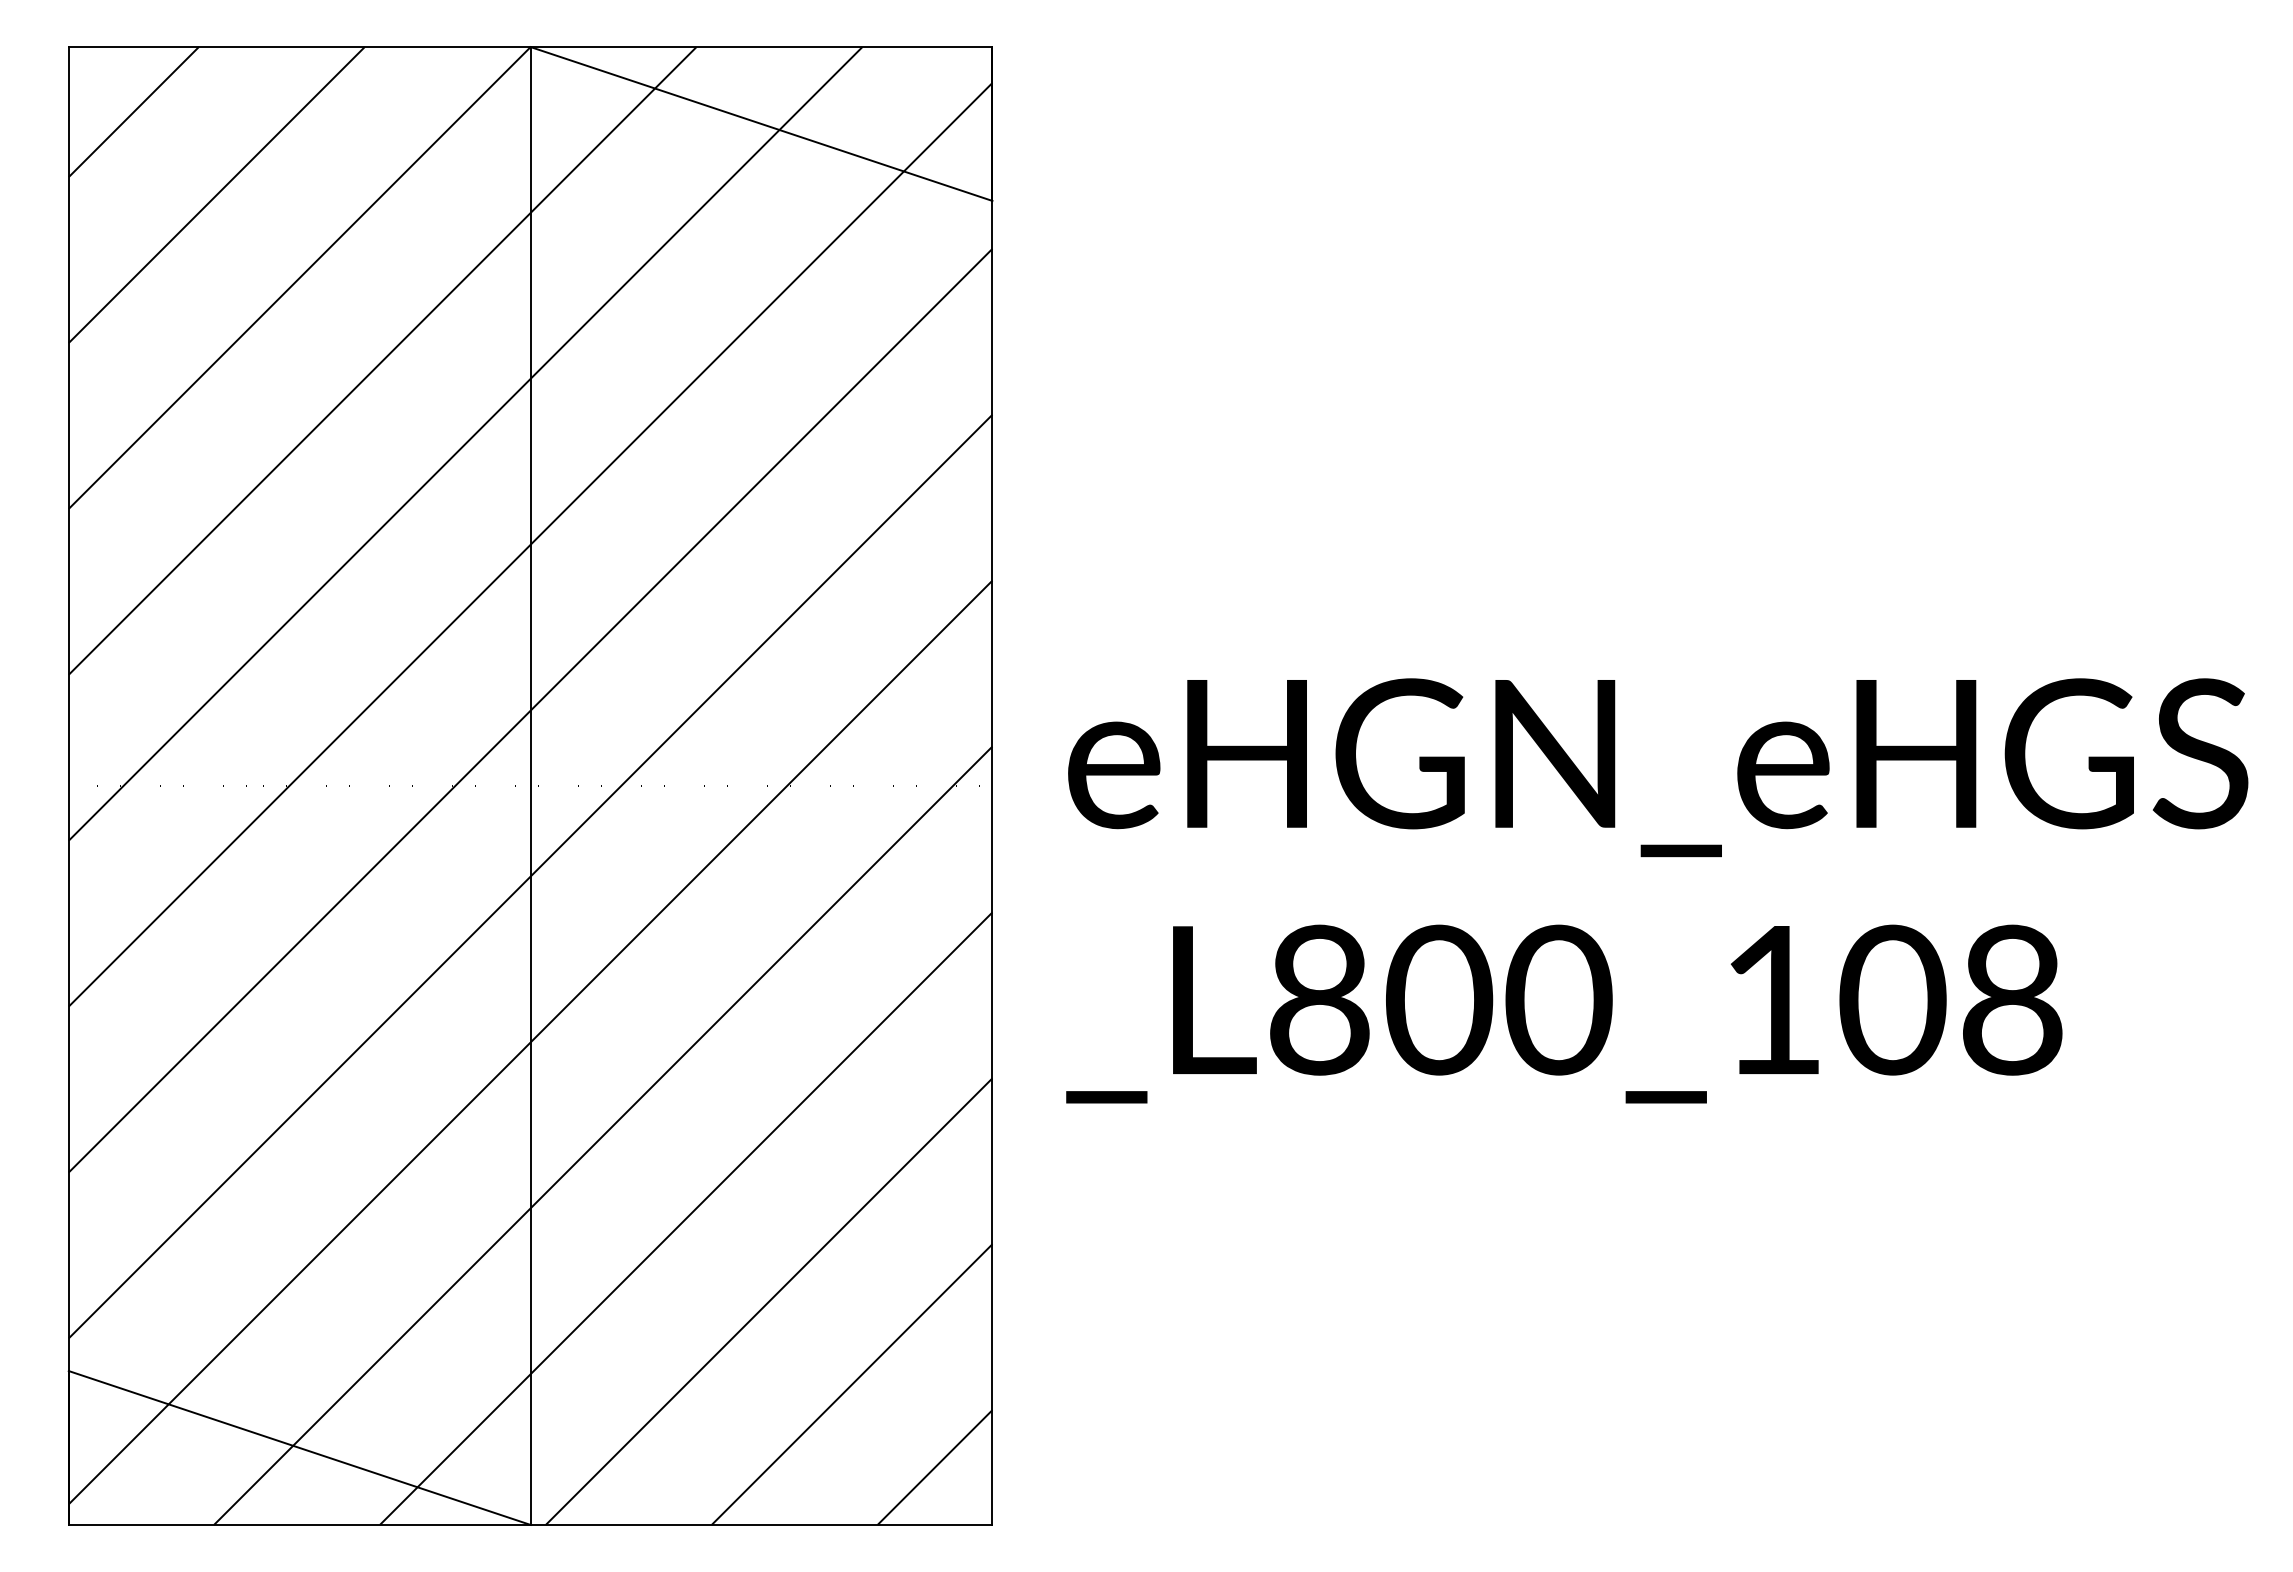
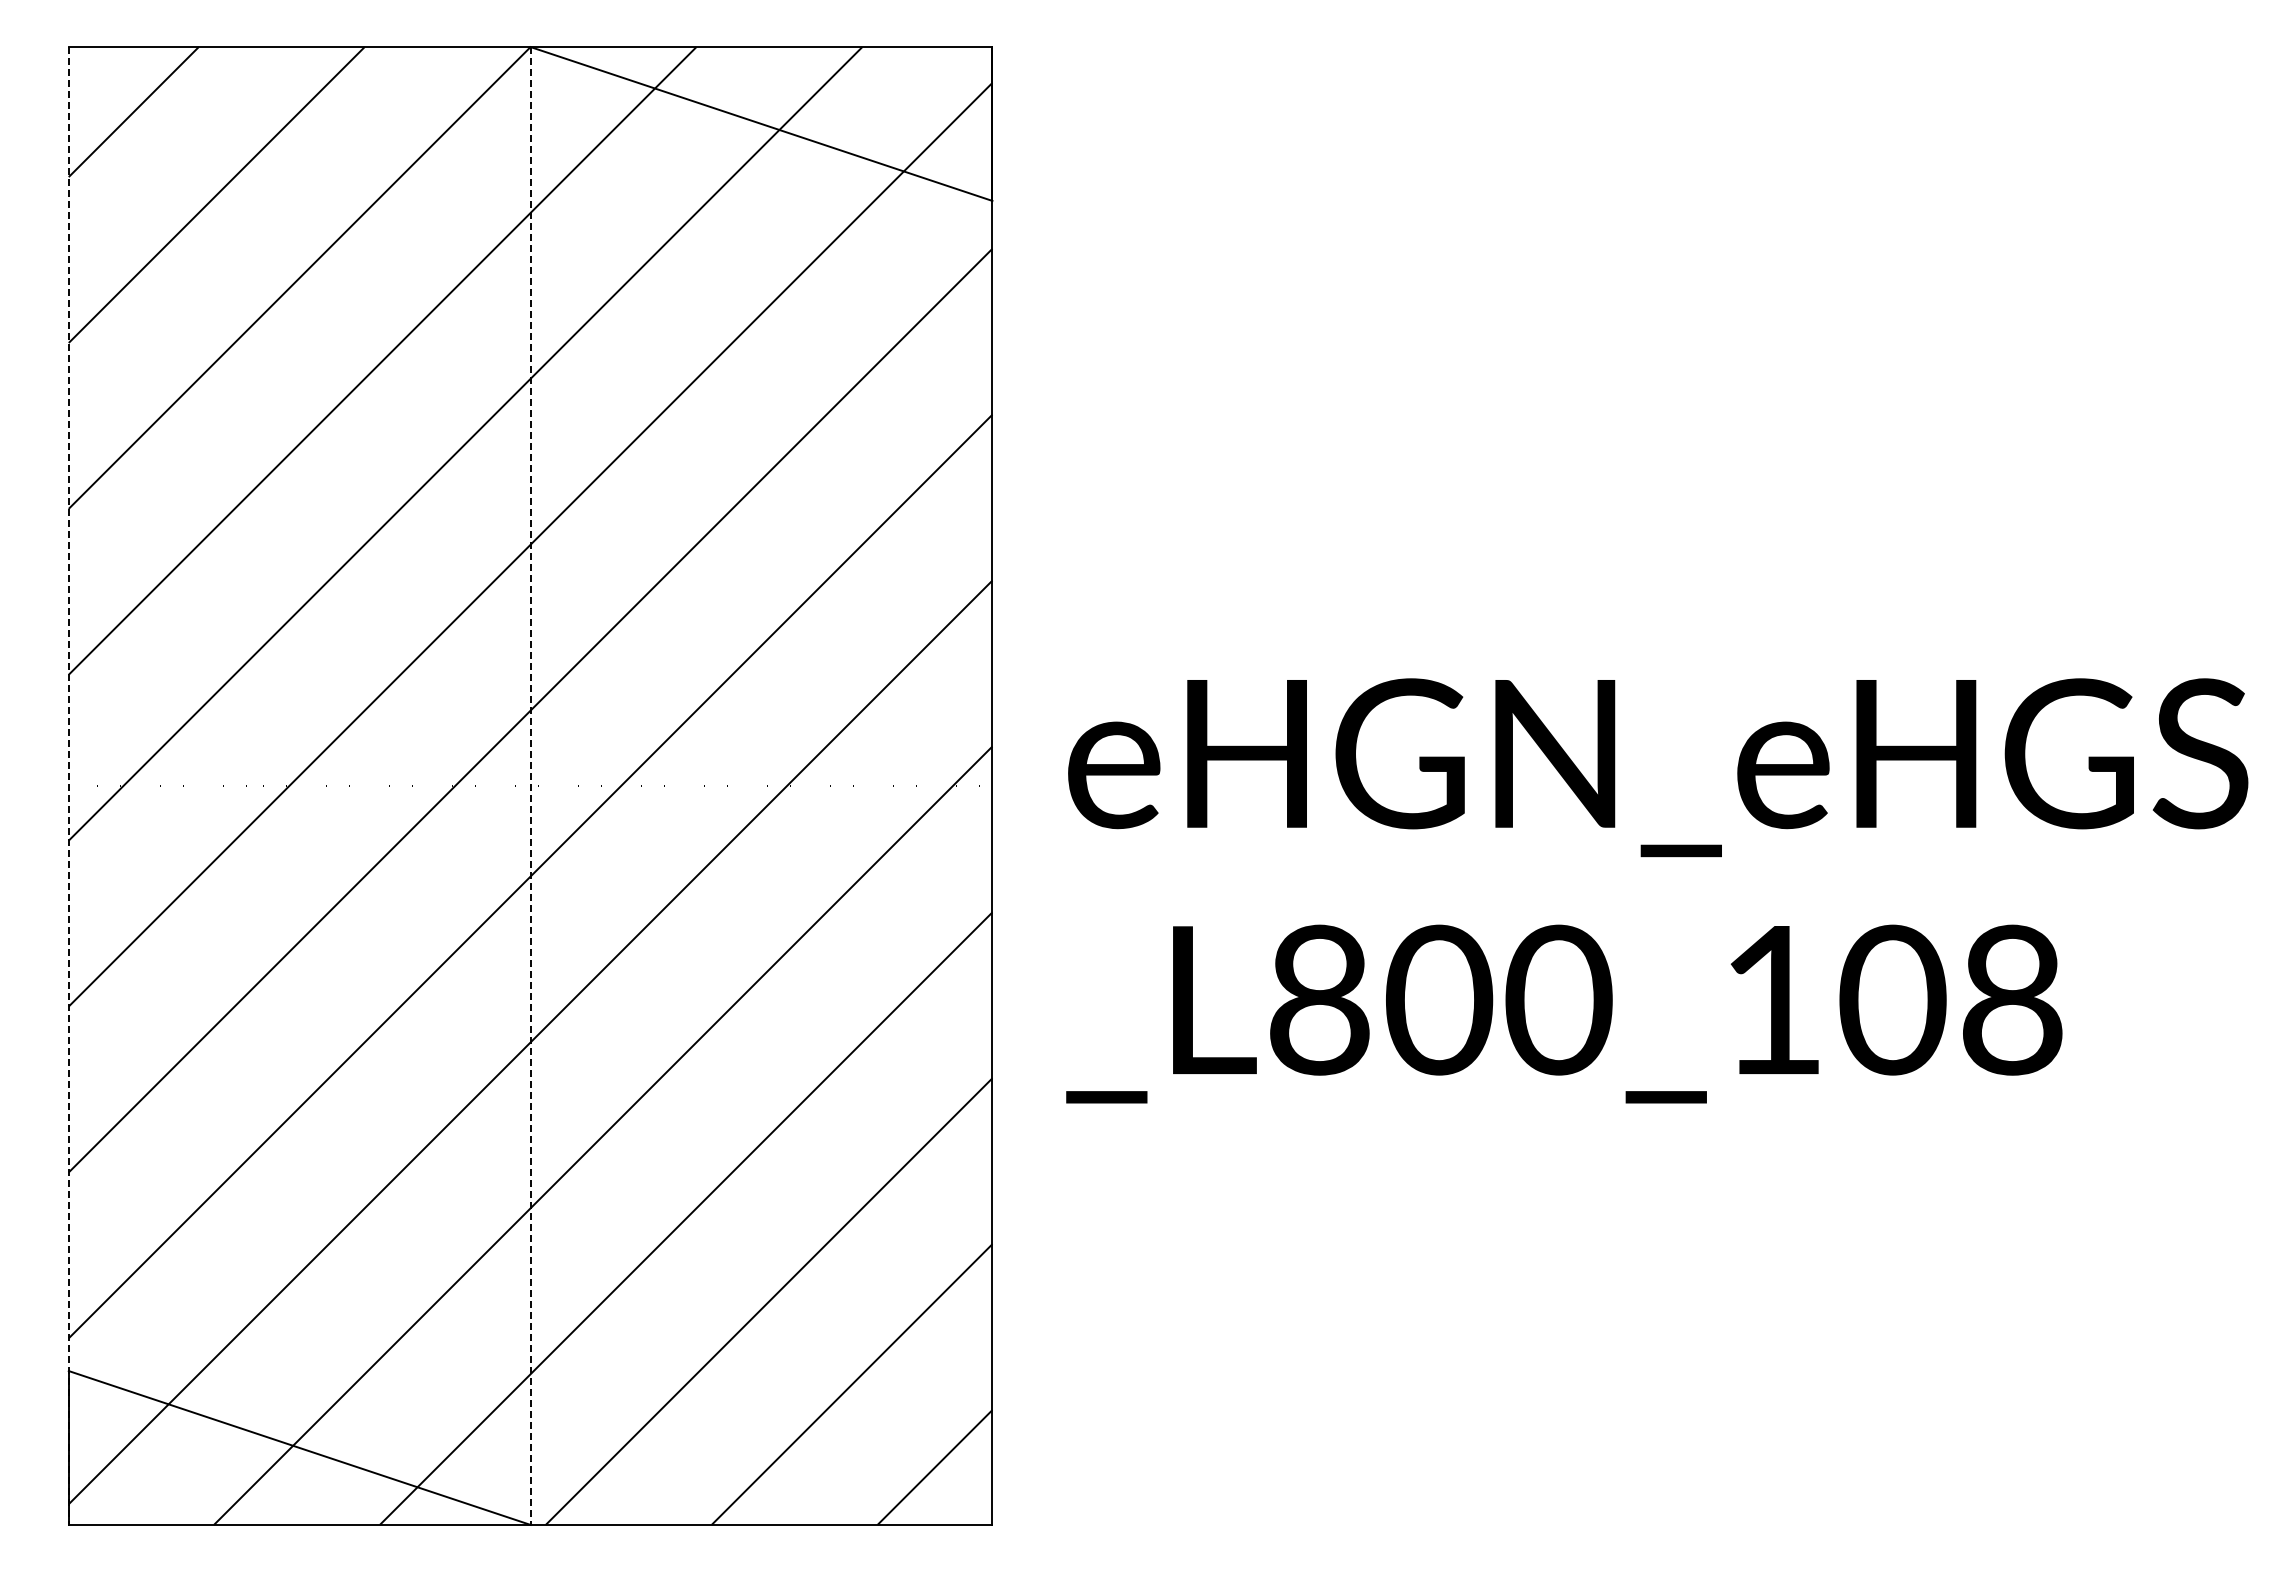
line: solid -> dashed (68, 786)
line: solid -> dashed (530, 786)
